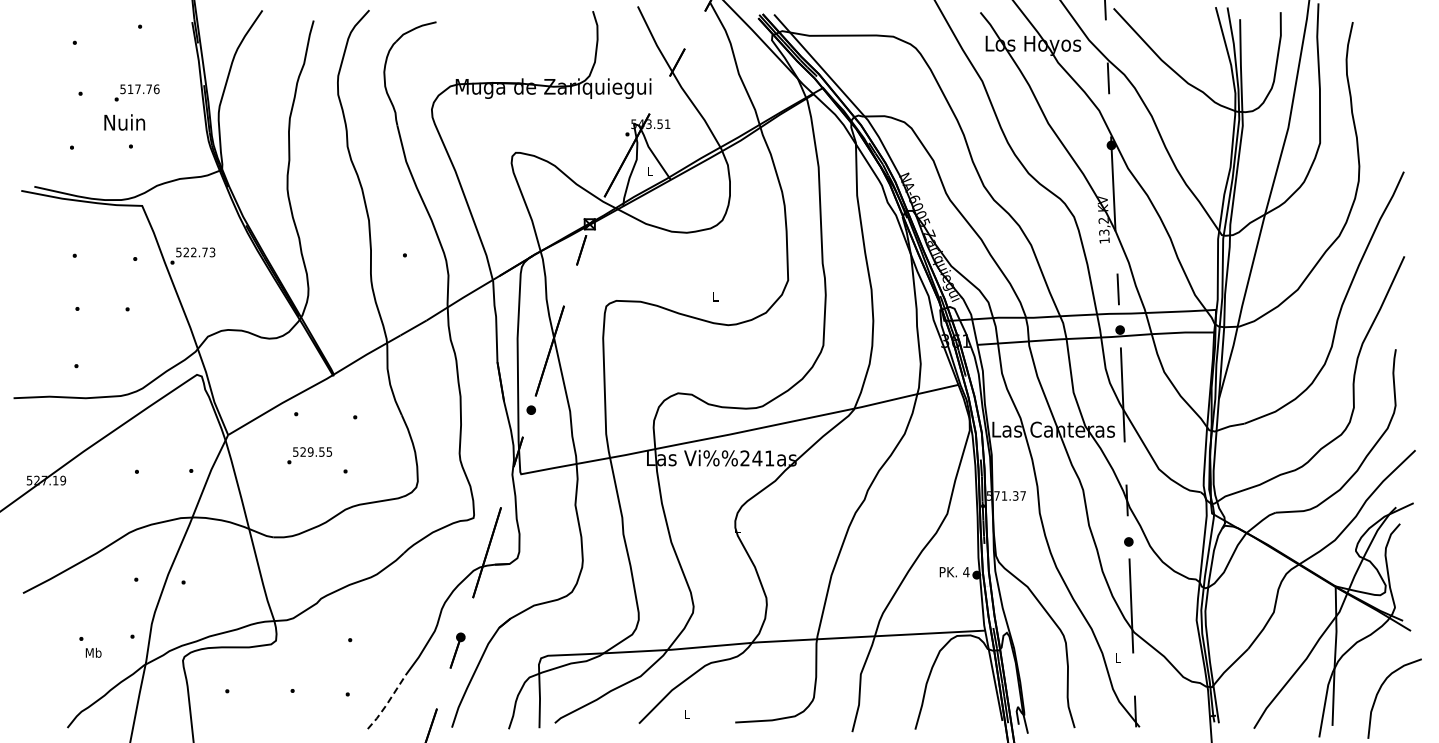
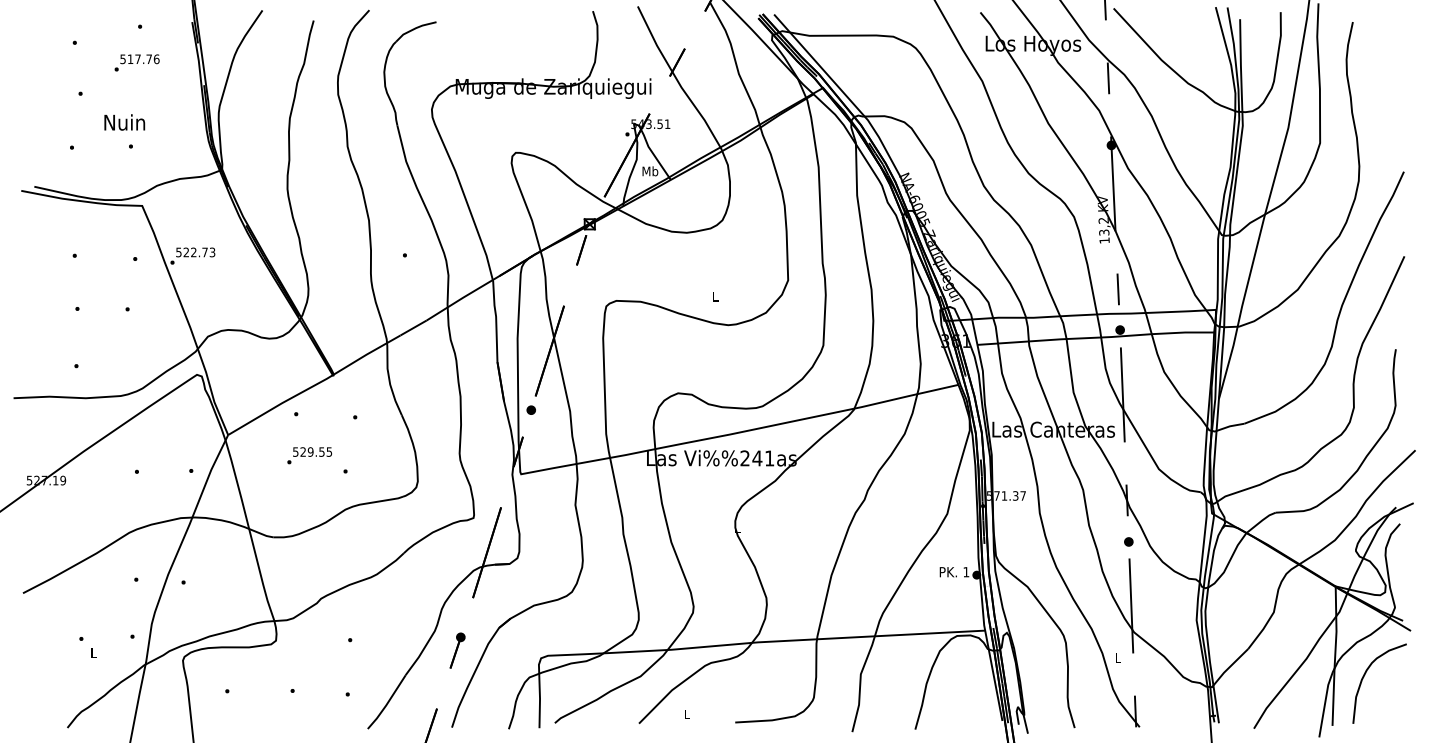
text position: (136, 92) -> (136, 62) (136, 62)
text: L -> Mb (650, 171)
text: 4 -> 1 (966, 572)
text: Mb -> L (93, 652)
curve position: (1380, 690) -> (1365, 675) (1365, 675)
line: dashed -> solid (387, 703)
